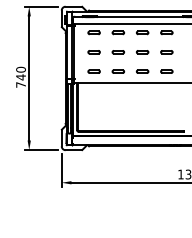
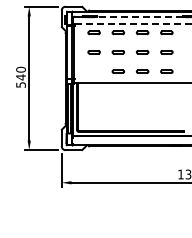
line: solid -> dashed (139, 16)
line: solid -> dashed (133, 23)
part: present -> none (93, 71)
text: 740 -> 540 (20, 84)
